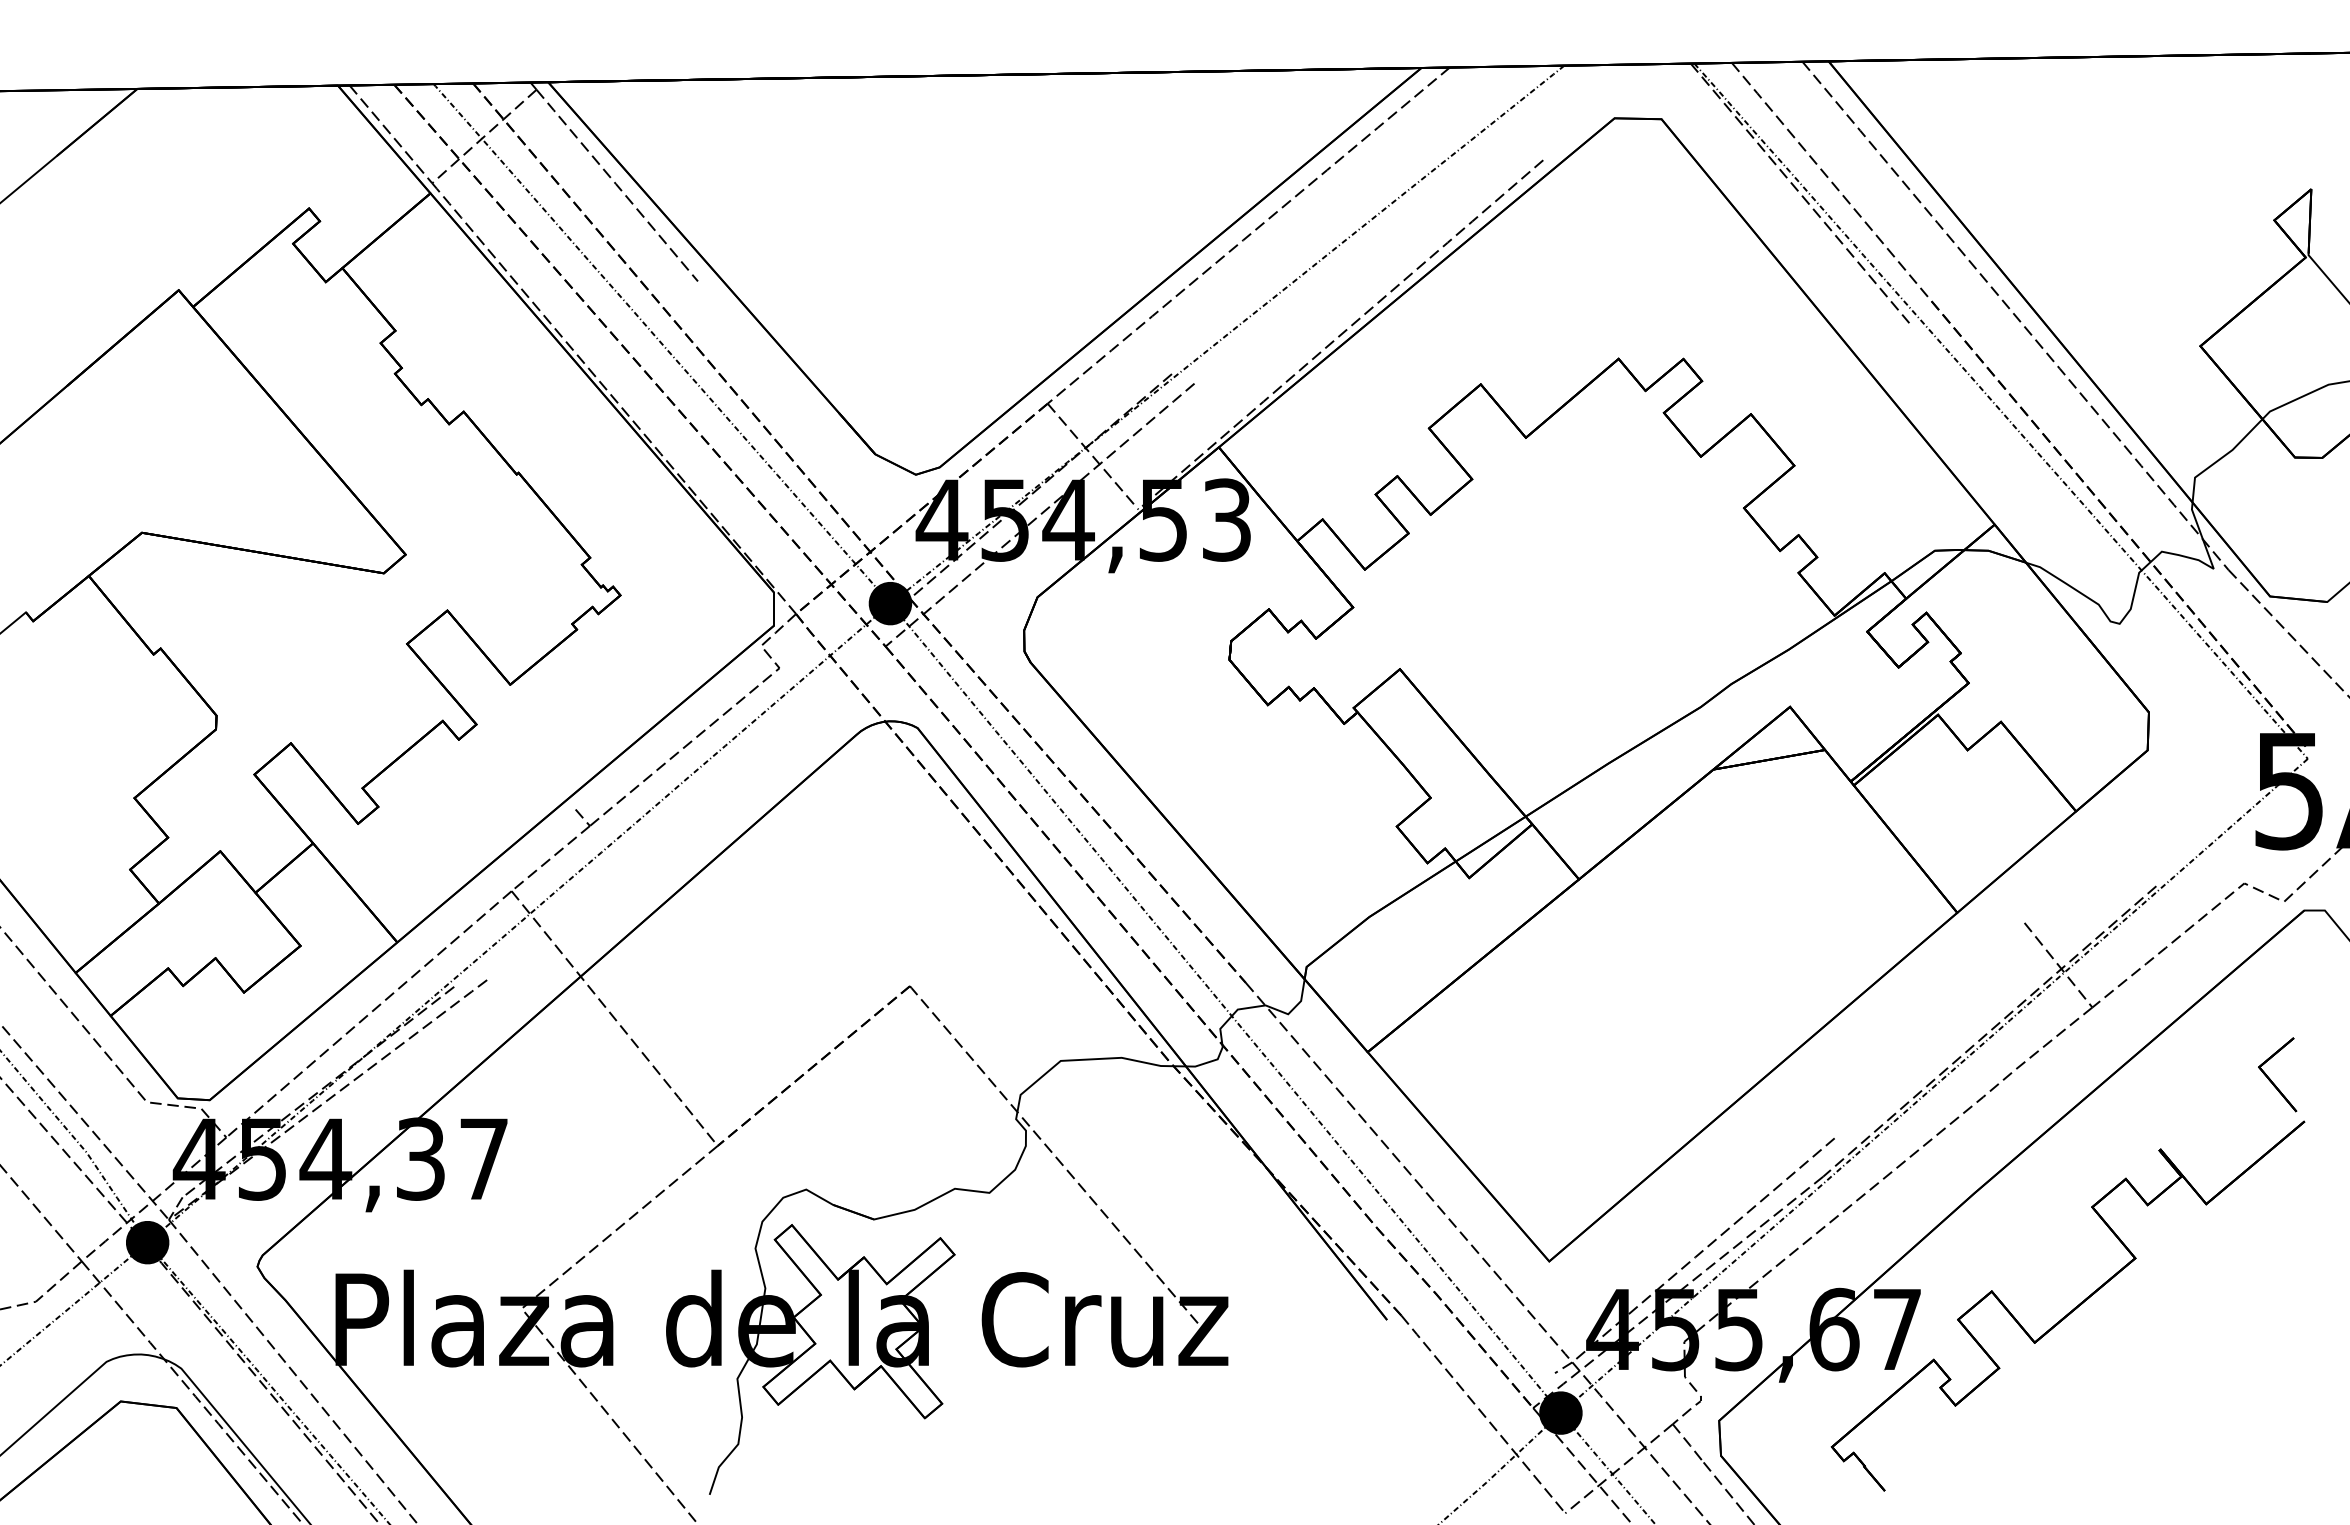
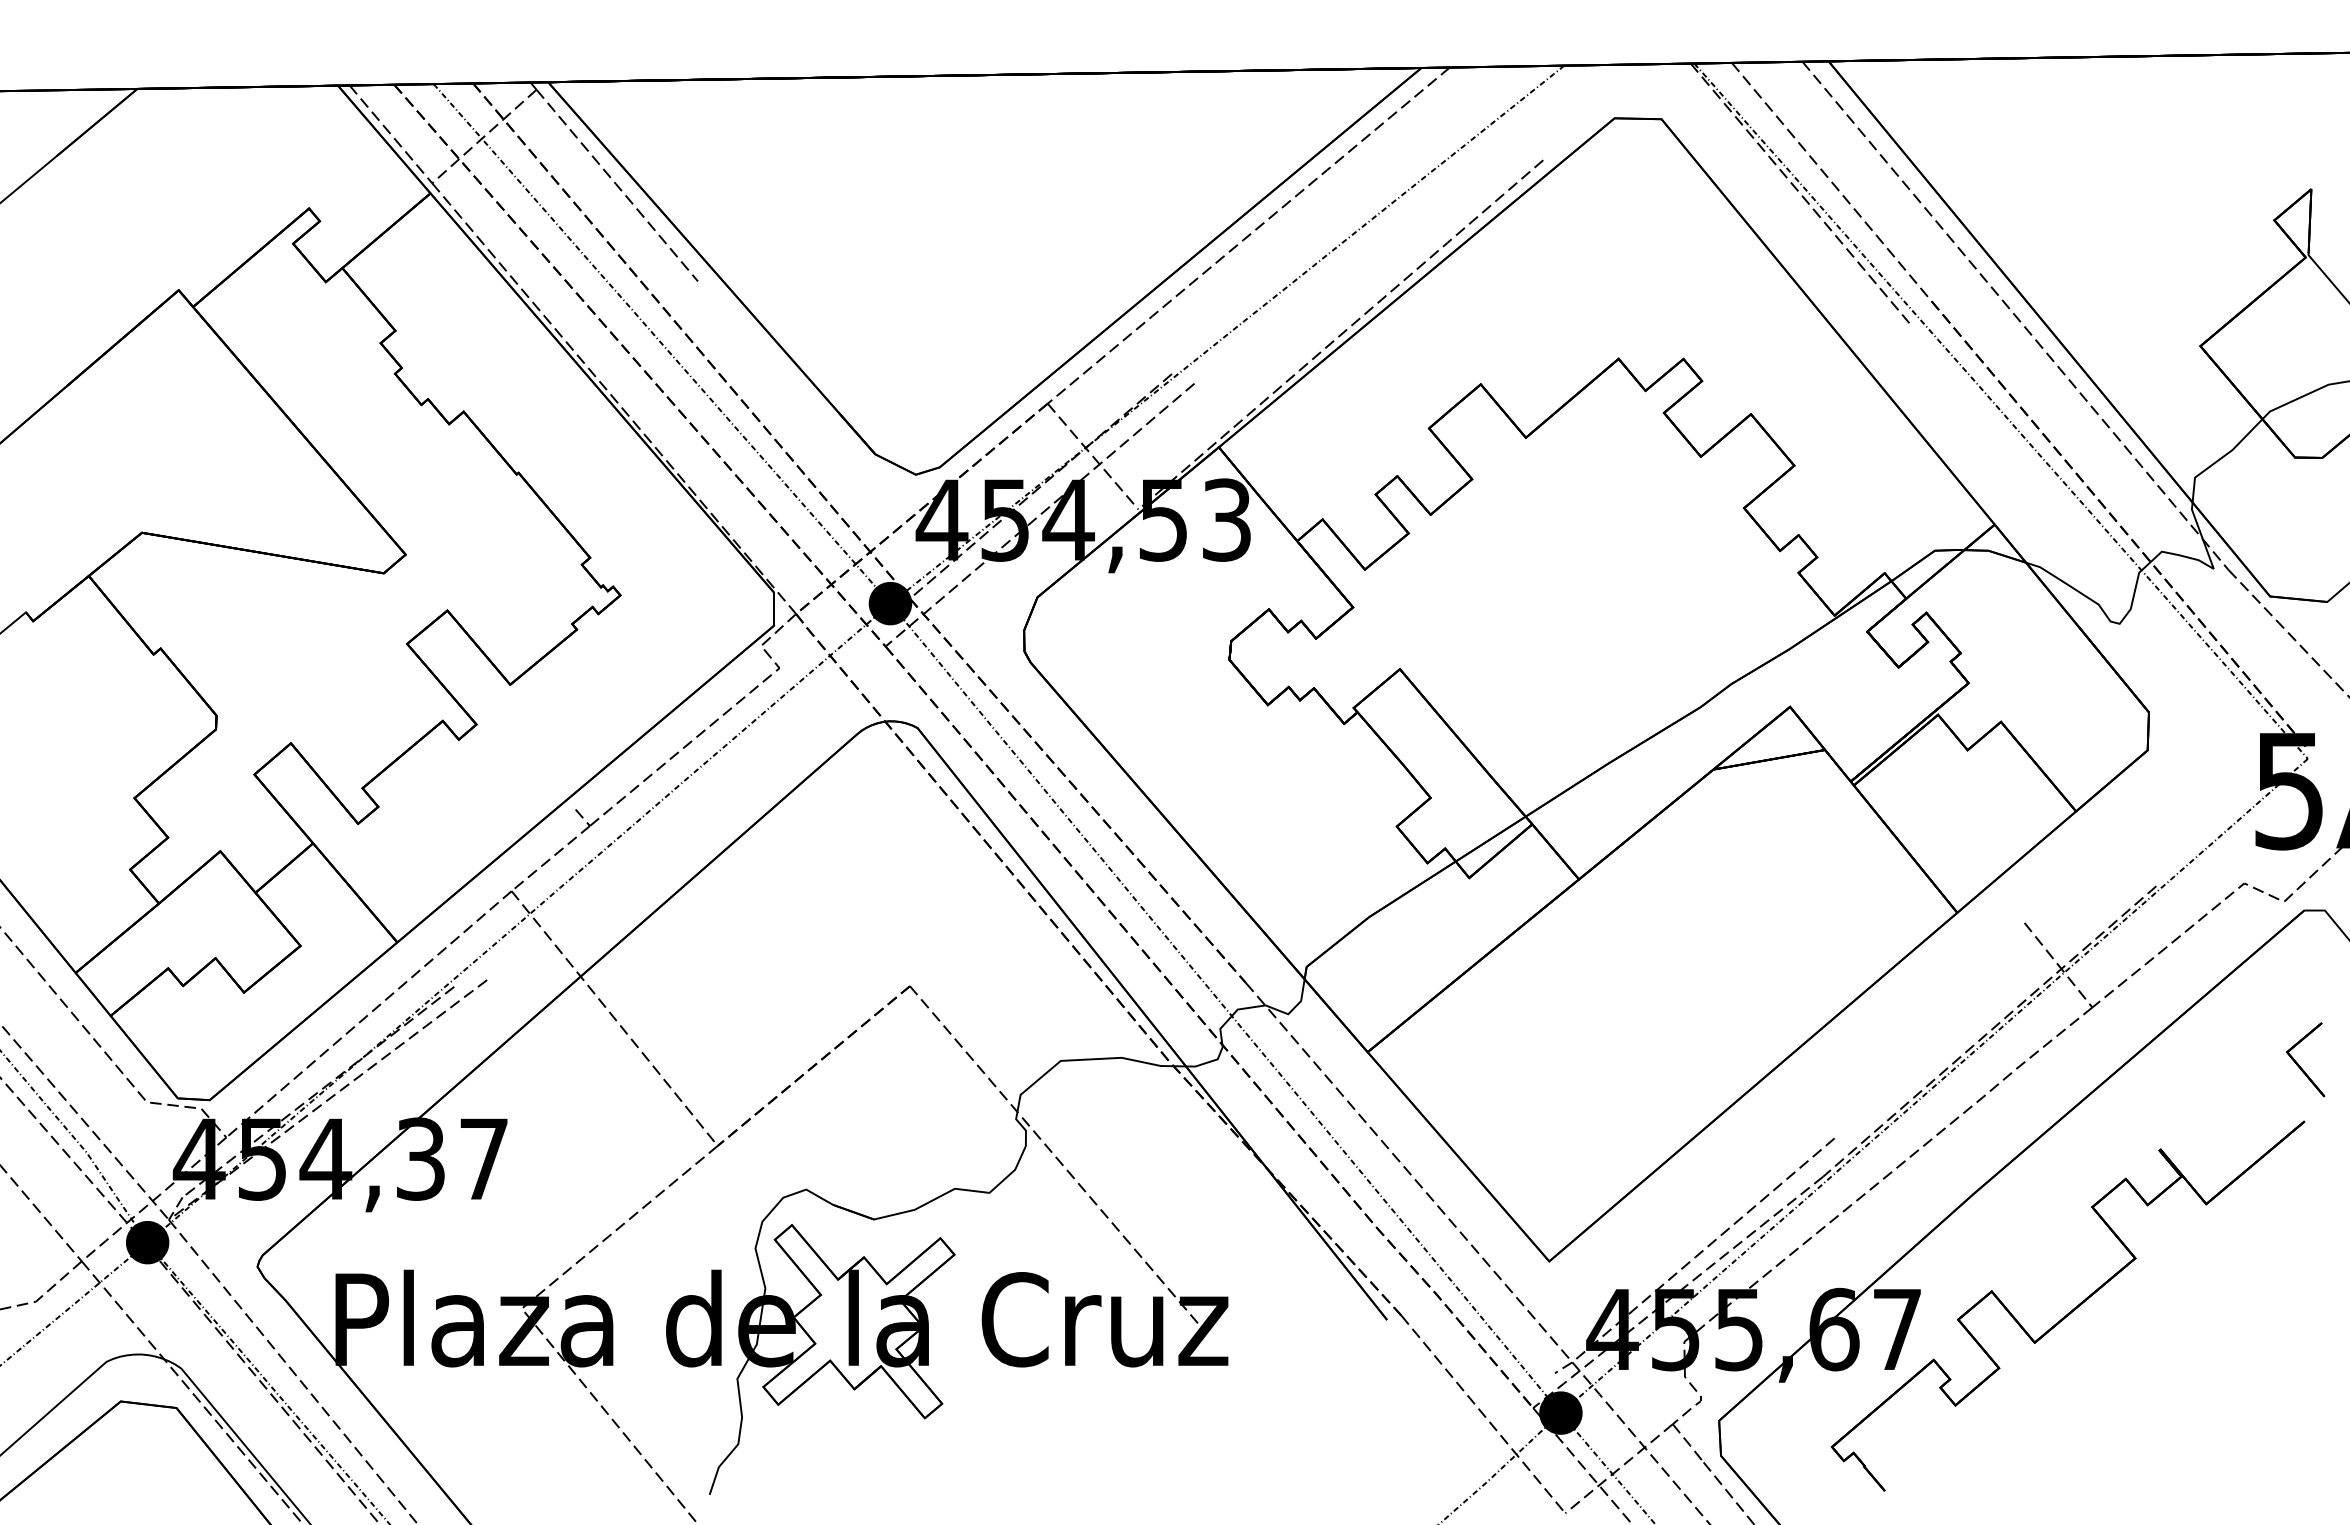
part position: (2270, 1078) -> (2298, 1063) (2298, 1063)
